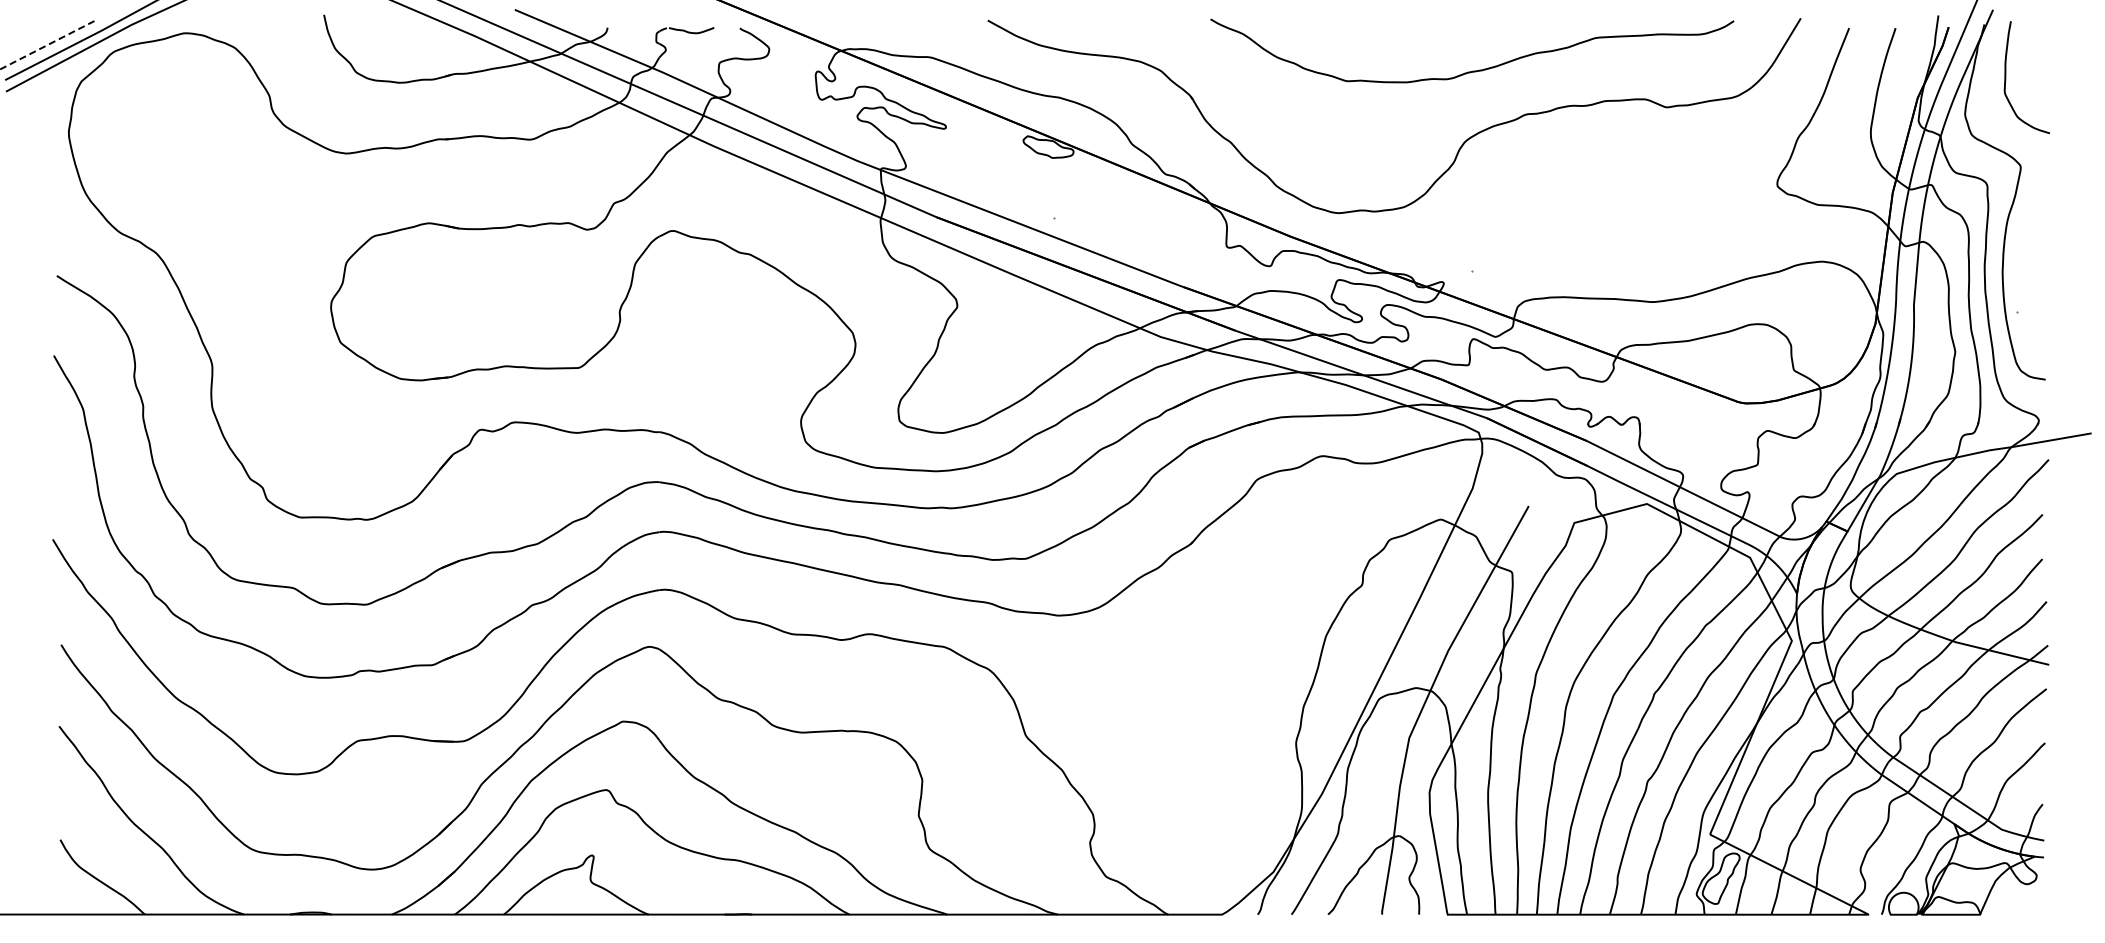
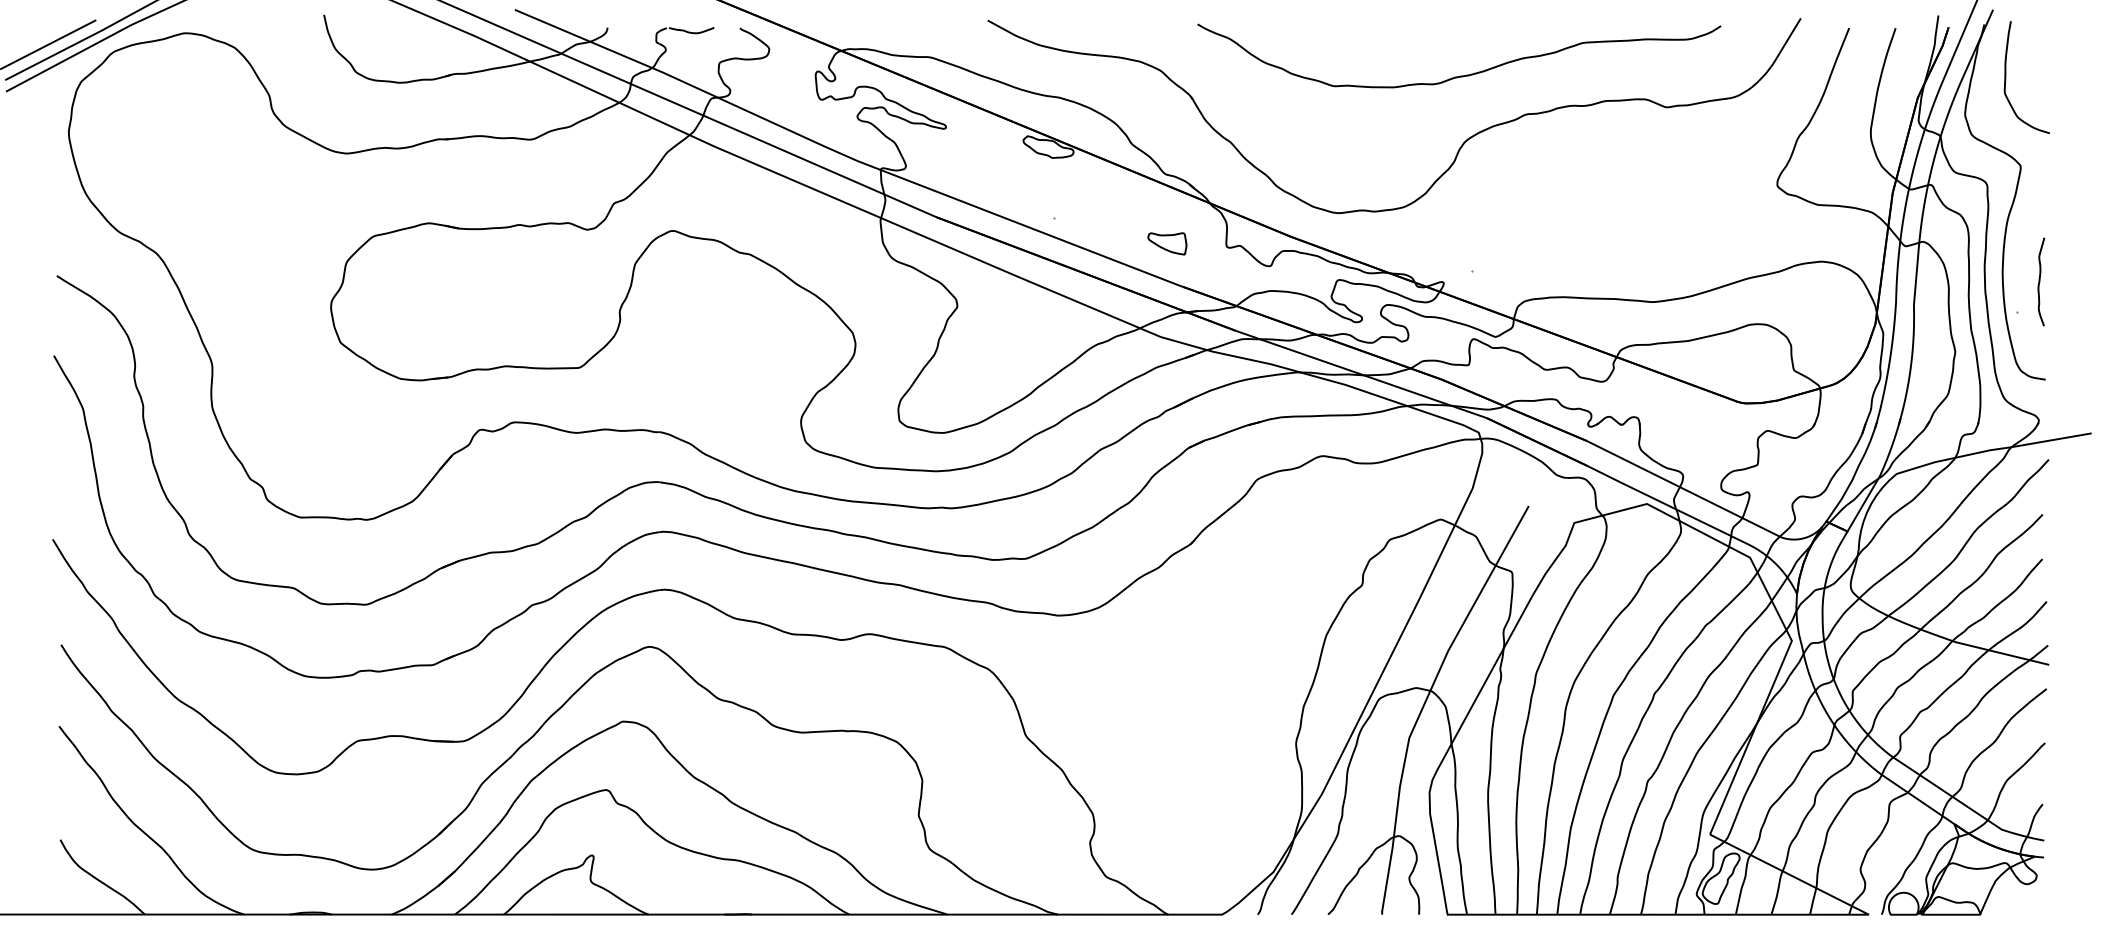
line: dashed -> solid (48, 44)
curve position: (1472, 70) -> (1459, 75) (1459, 75)
part: none -> present (1167, 243)
curve: none -> present (2040, 281)
